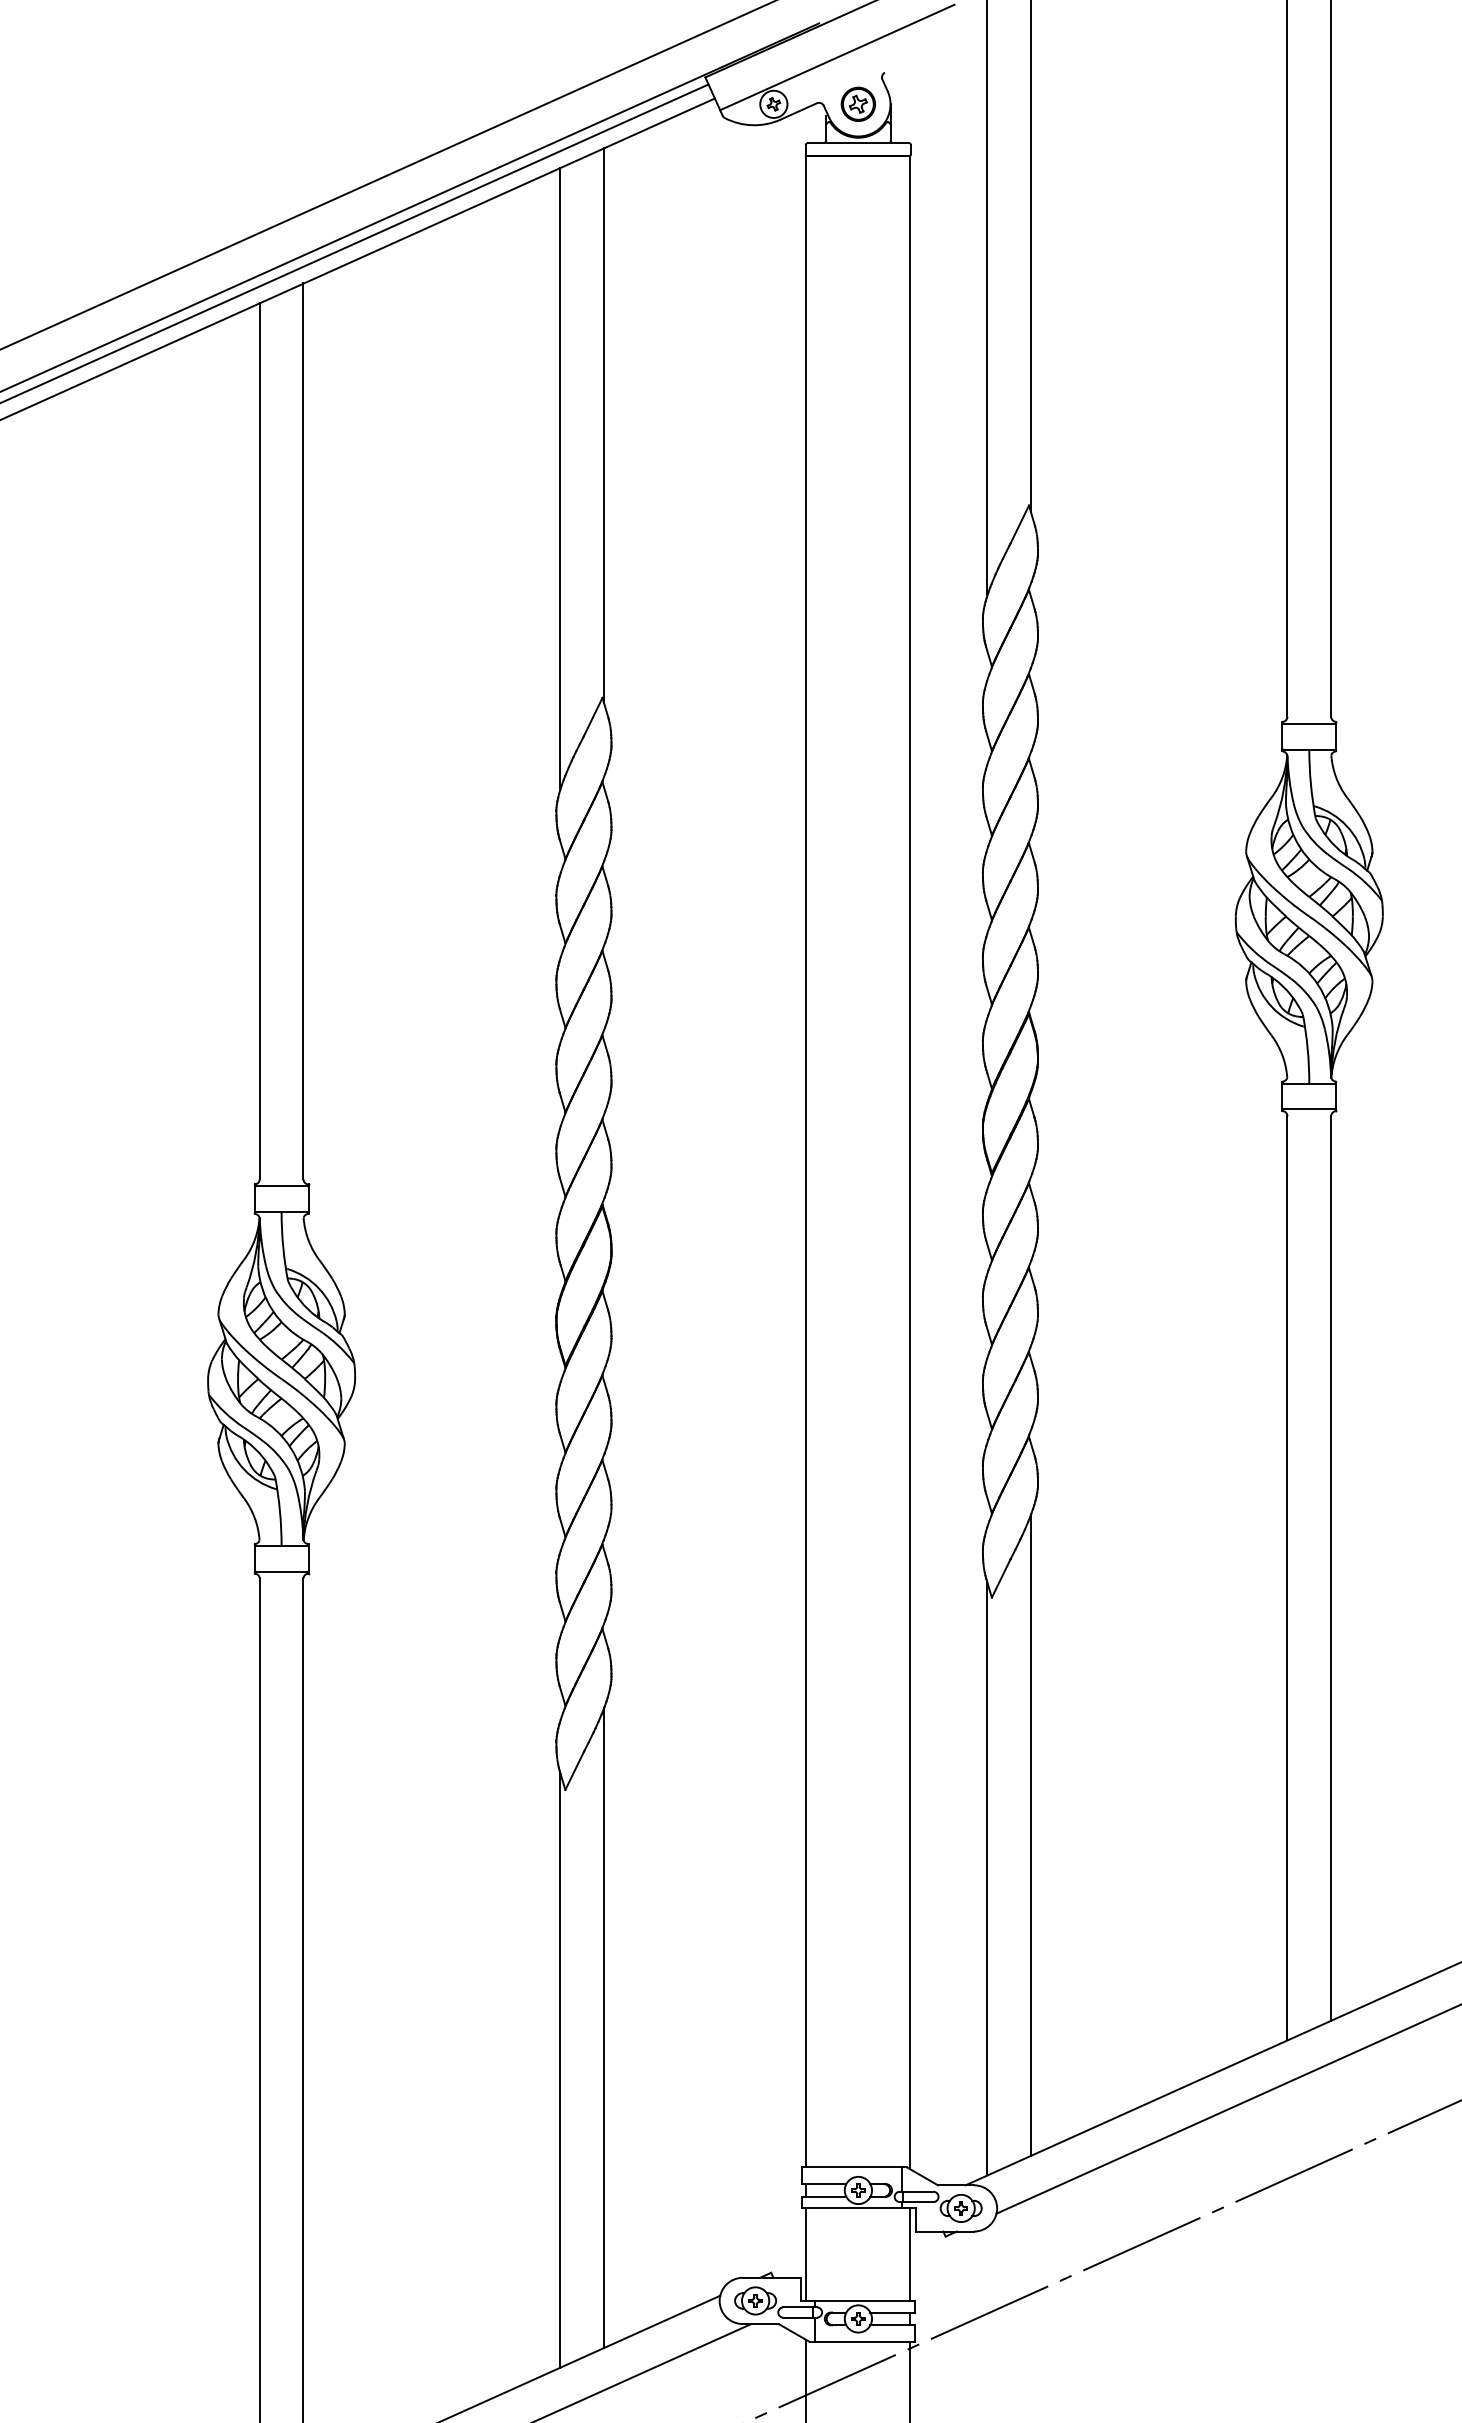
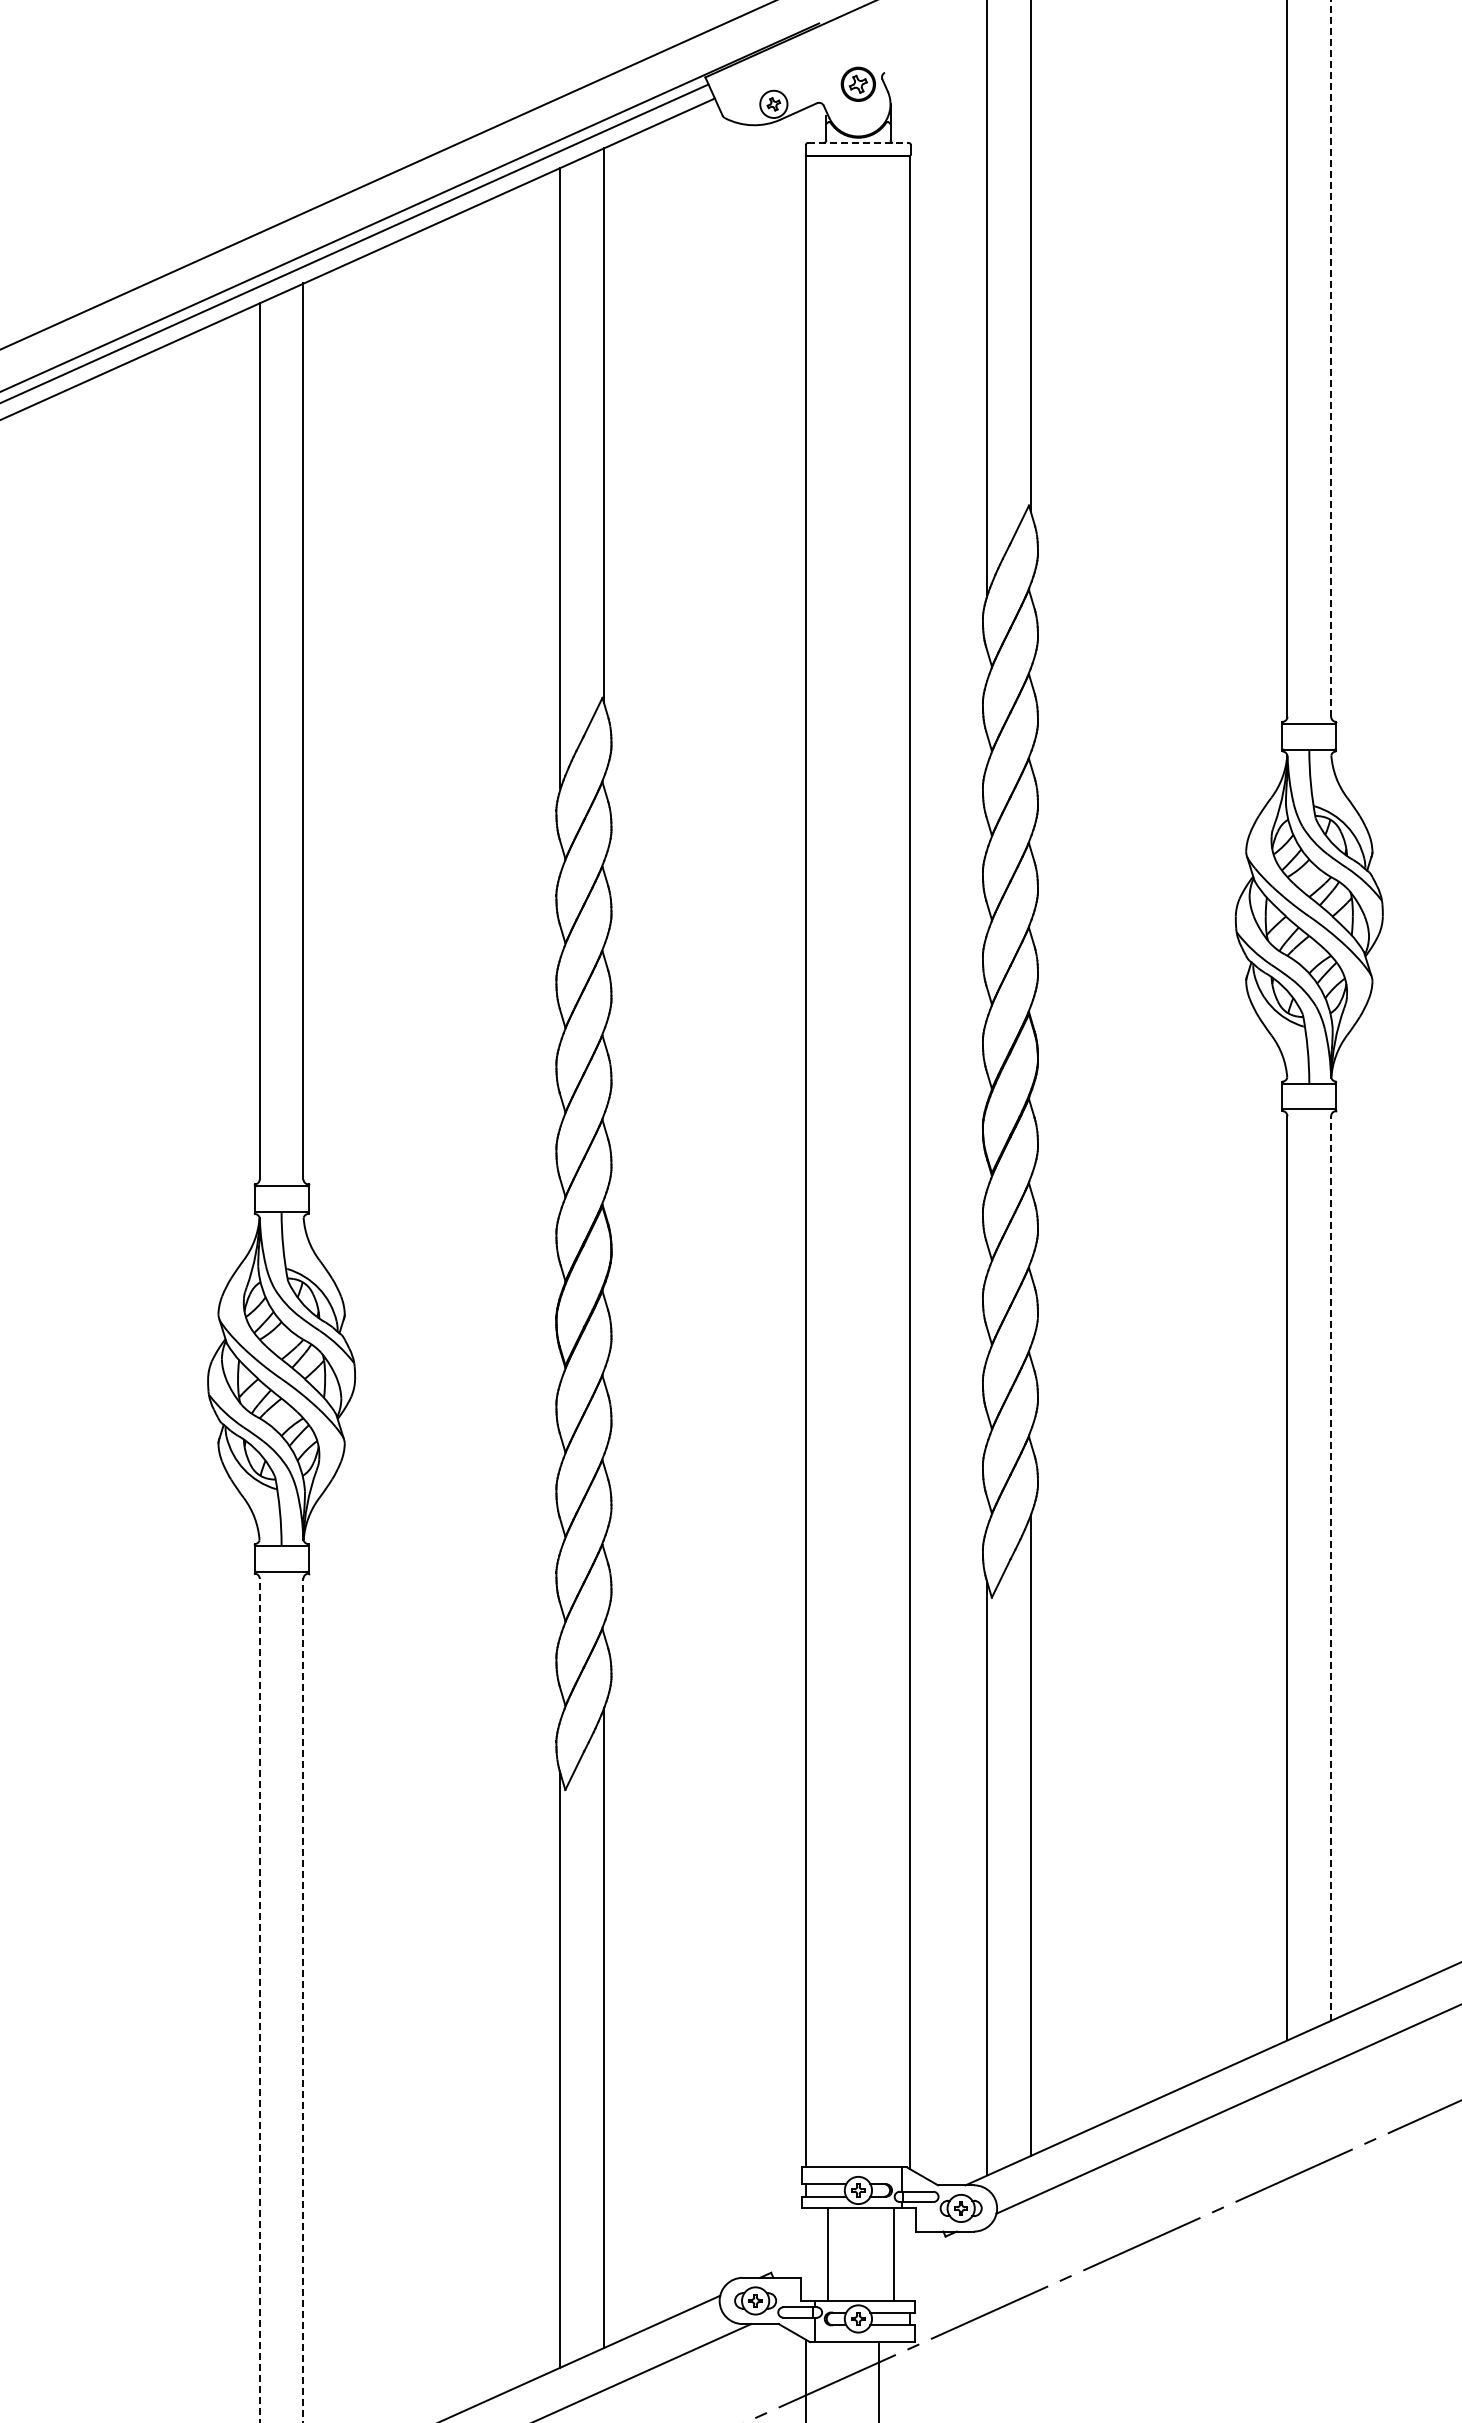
line: present -> none (837, 57)
part position: (857, 103) -> (857, 83) (857, 83)
line: solid -> dashed (858, 142)
line: solid -> dashed (1331, 358)
line: solid -> dashed (1331, 1567)
line: solid -> dashed (259, 2000)
line: solid -> dashed (303, 2000)
line position: (806, 2254) -> (828, 2254) (828, 2254)
line position: (910, 2254) -> (894, 2254) (894, 2254)
line position: (910, 2380) -> (879, 2380) (879, 2380)
